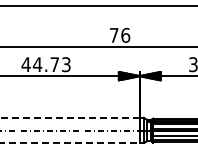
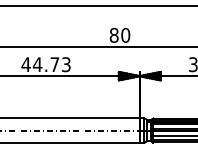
text: 76 -> 80 (119, 34)
line: dashed -> solid (70, 117)
line: dashed -> solid (70, 143)
